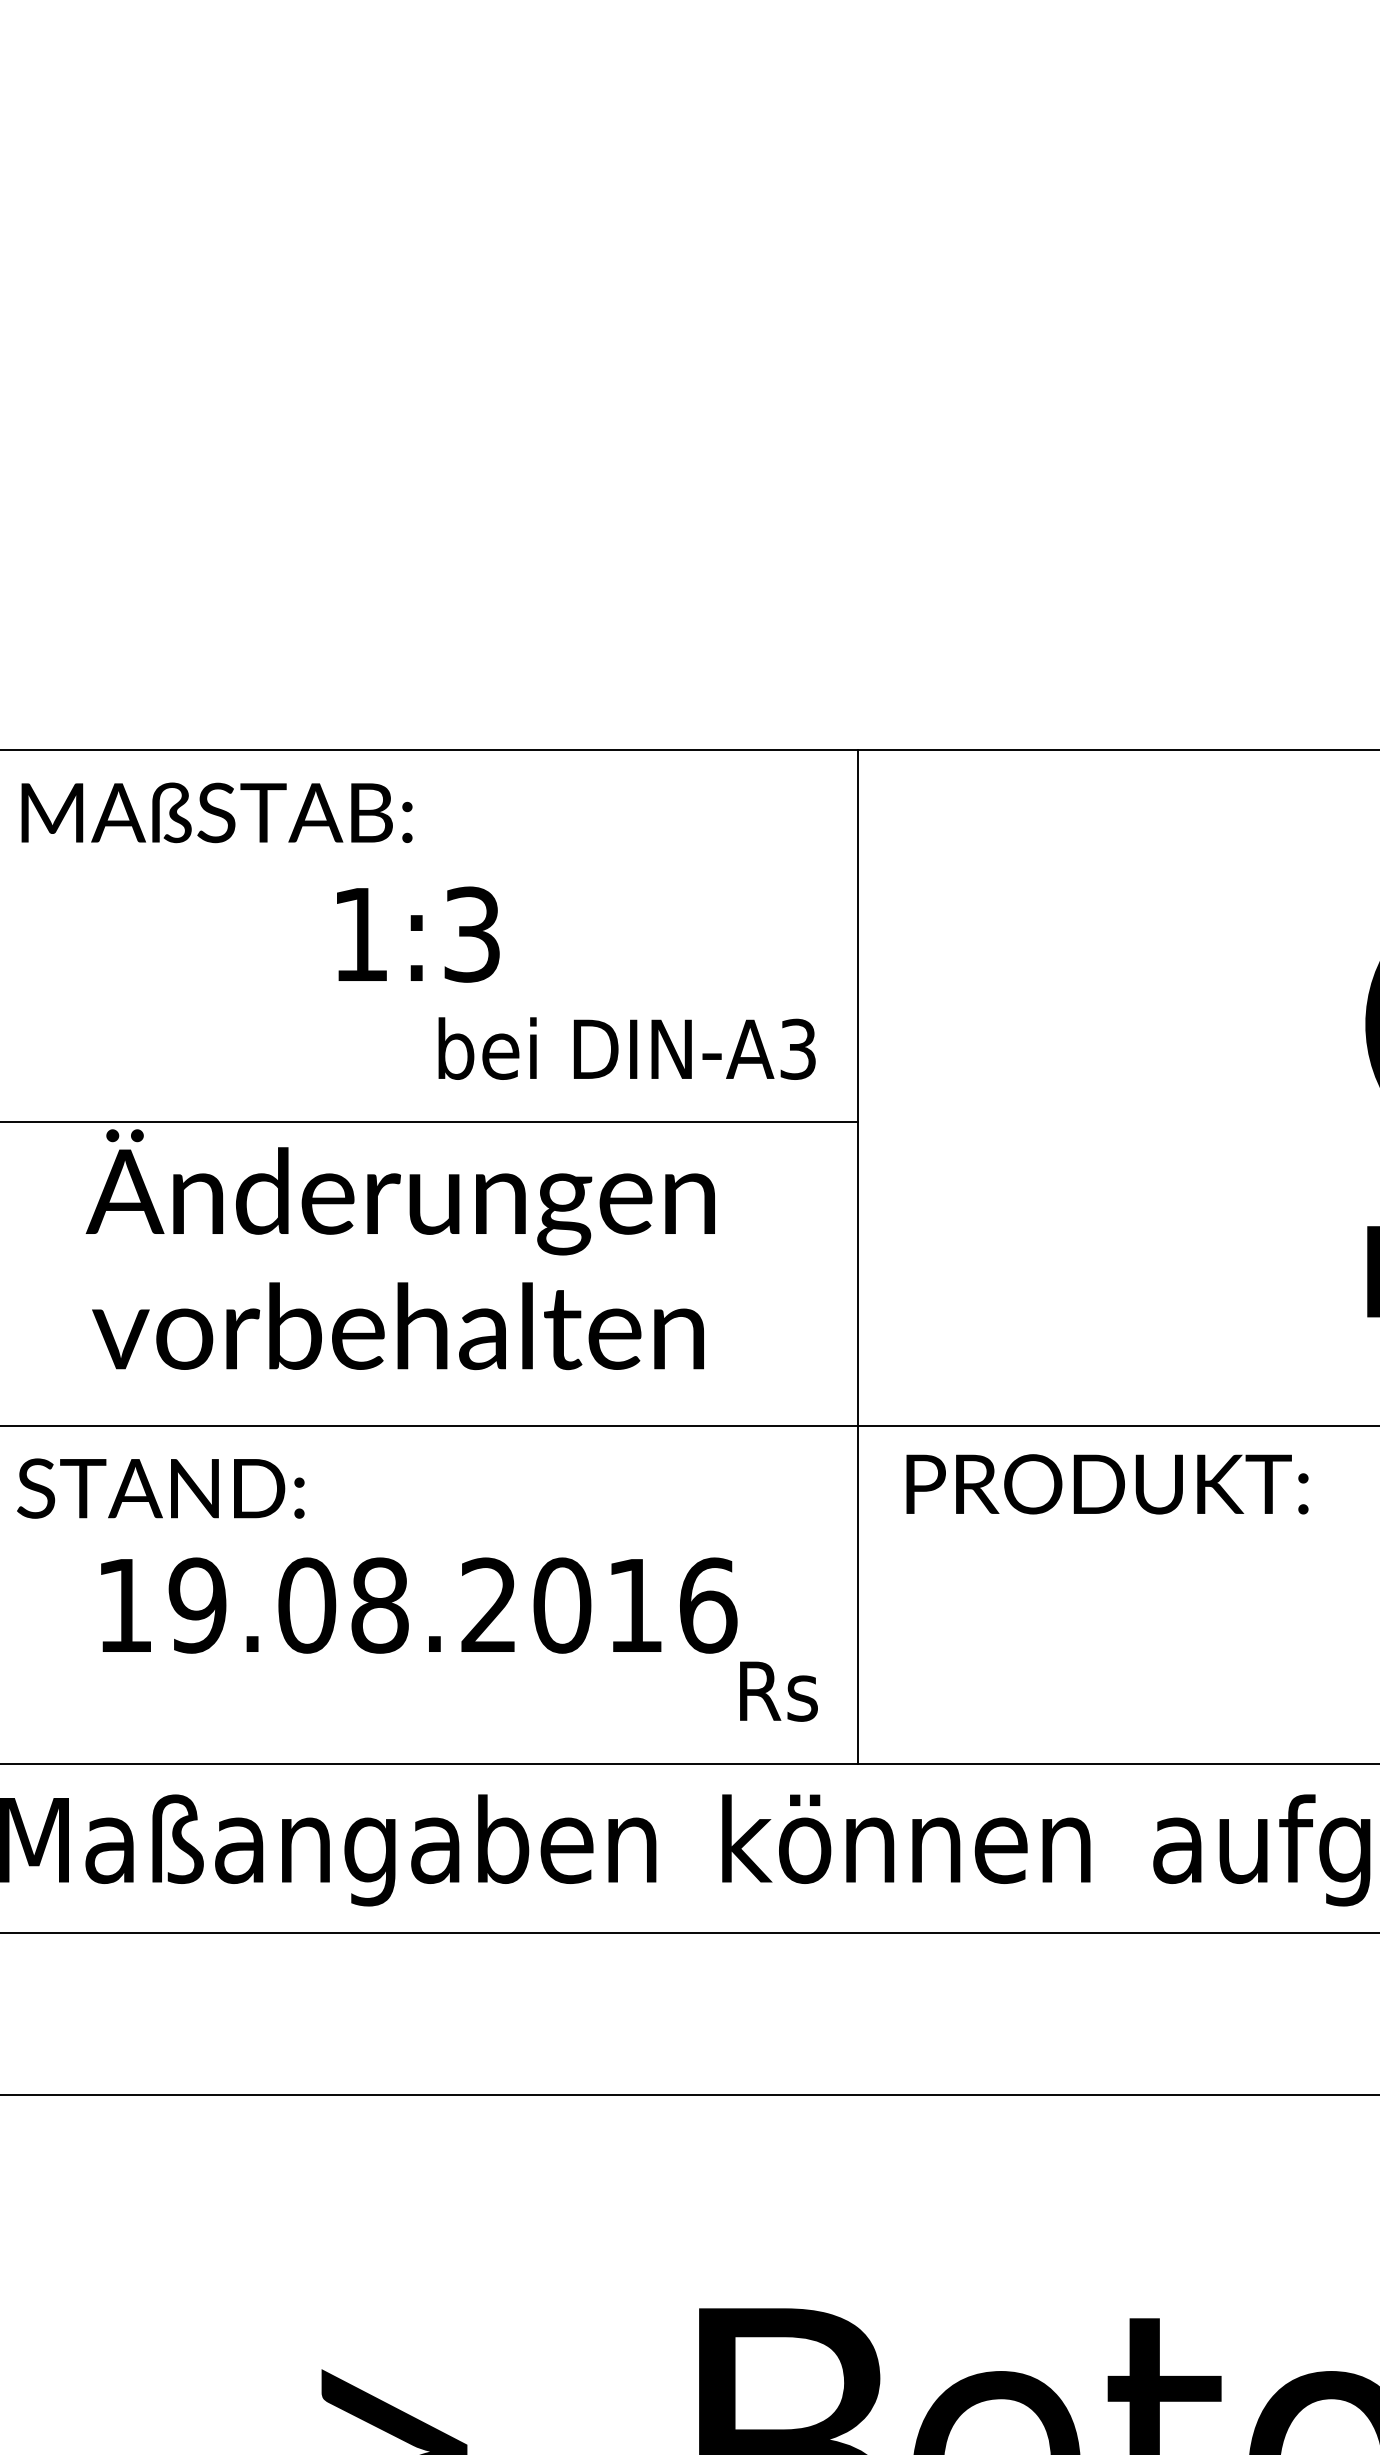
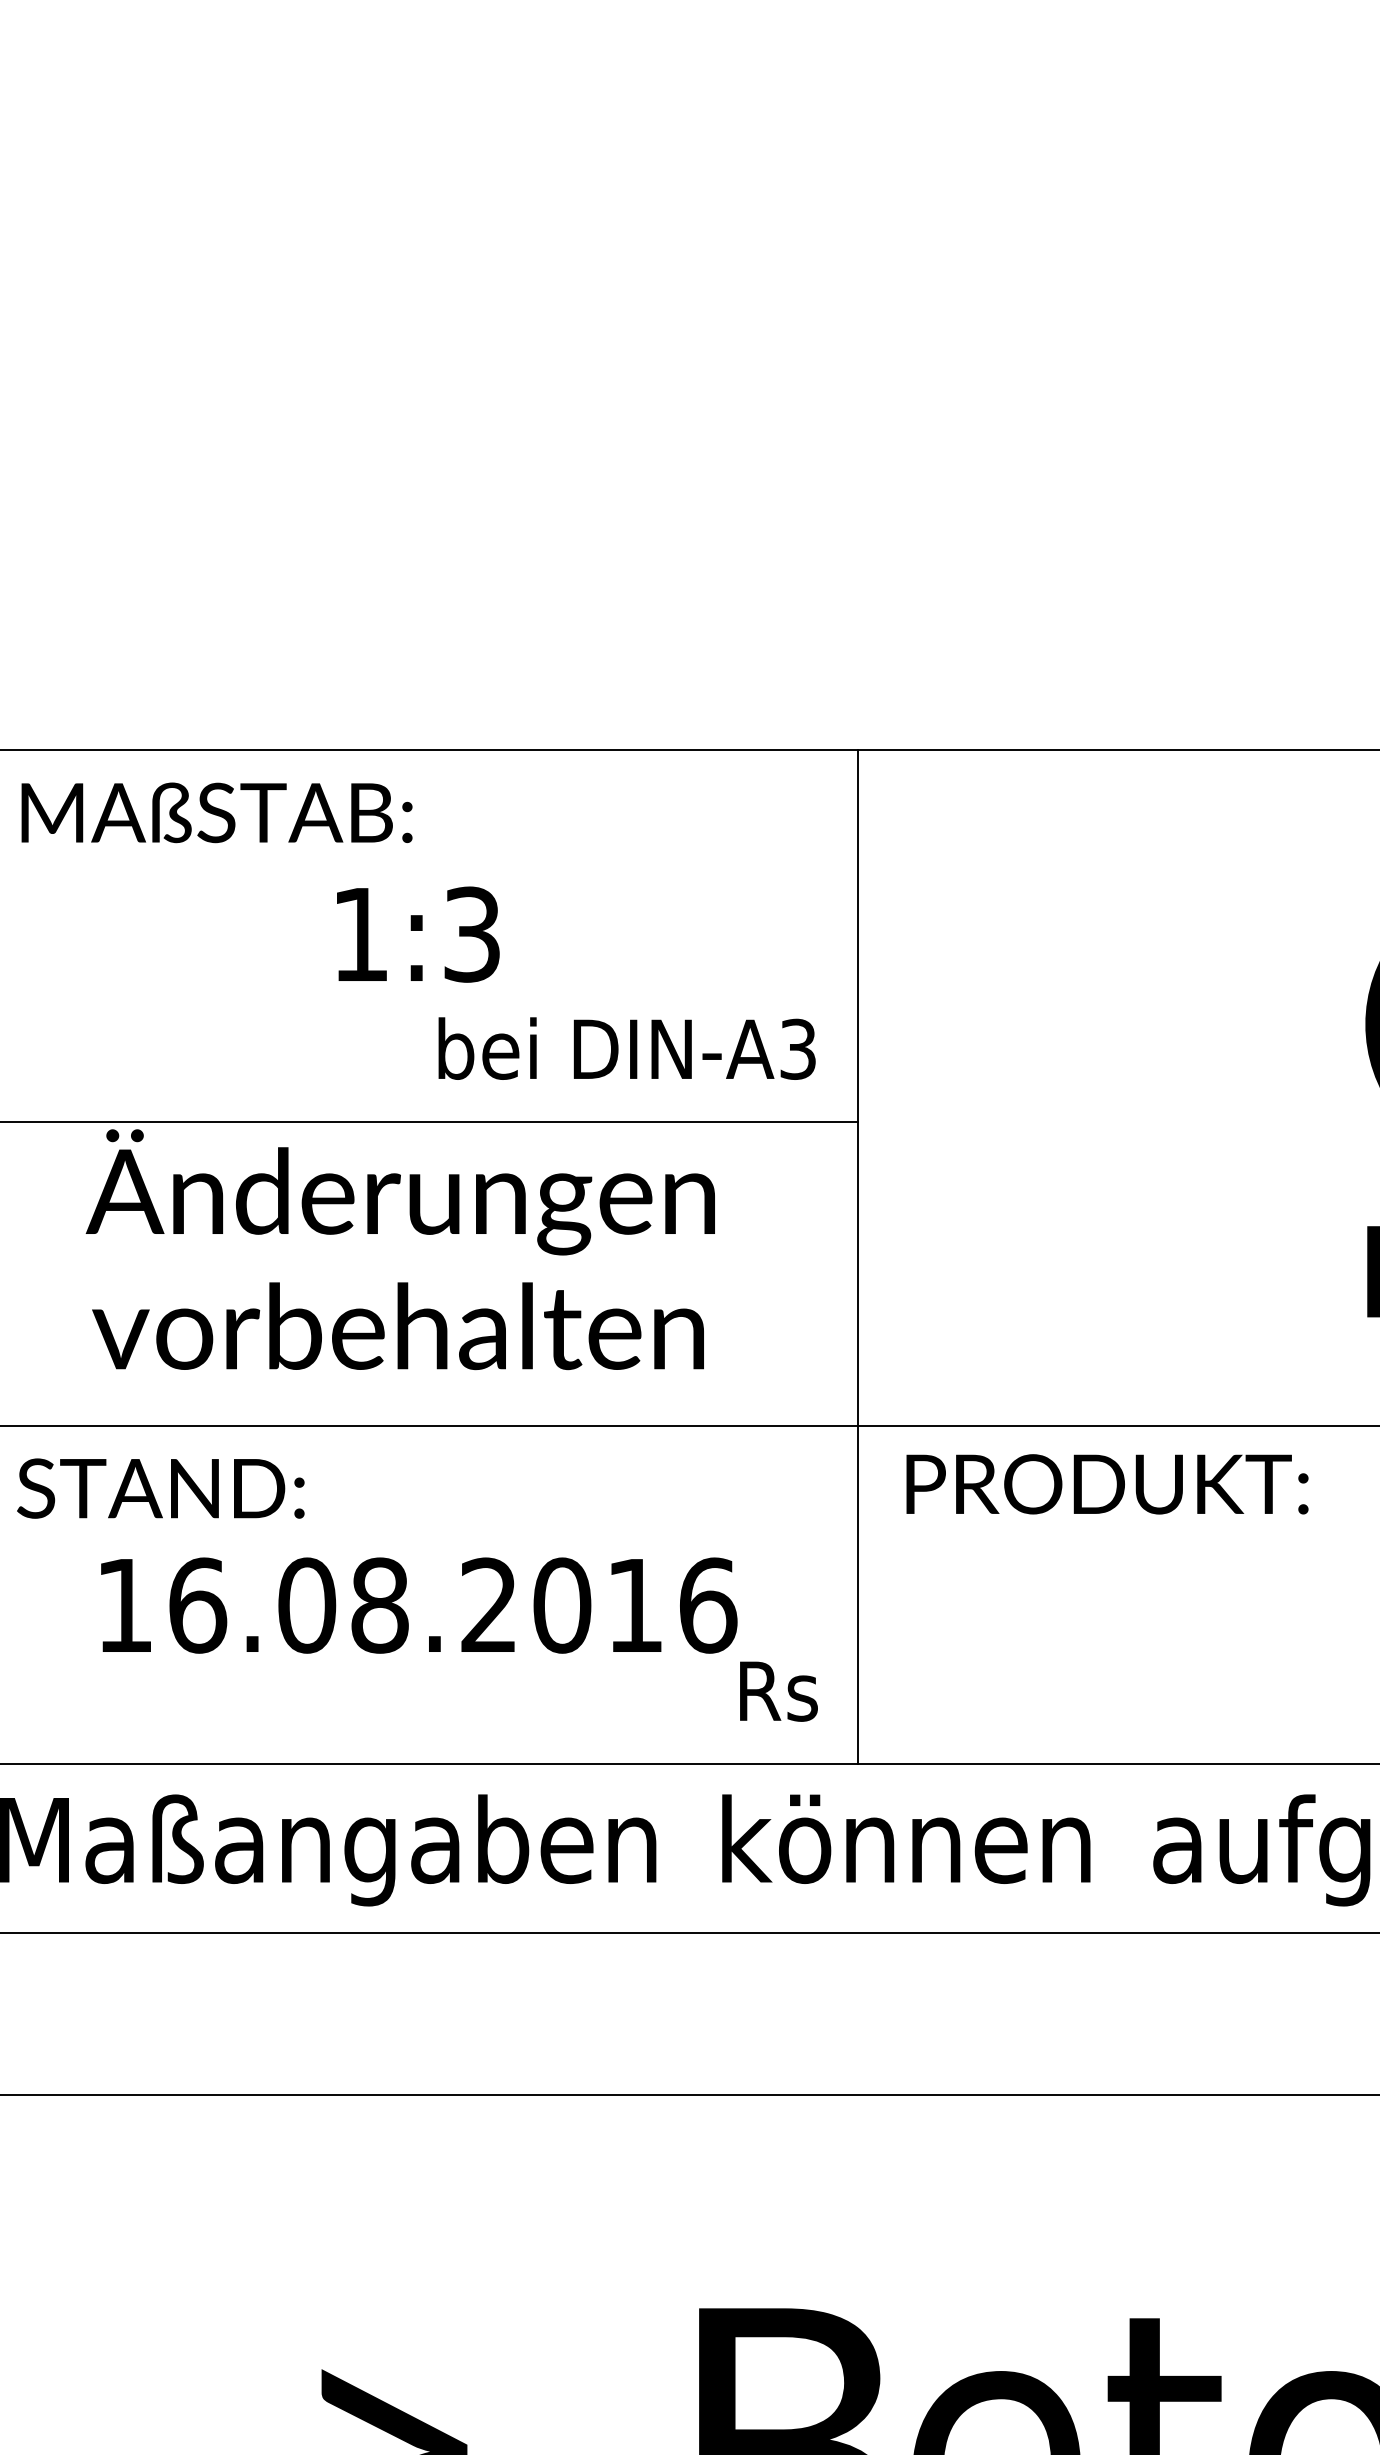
text: 19.08.2016 -> 16.08.2016 (197, 1605)
